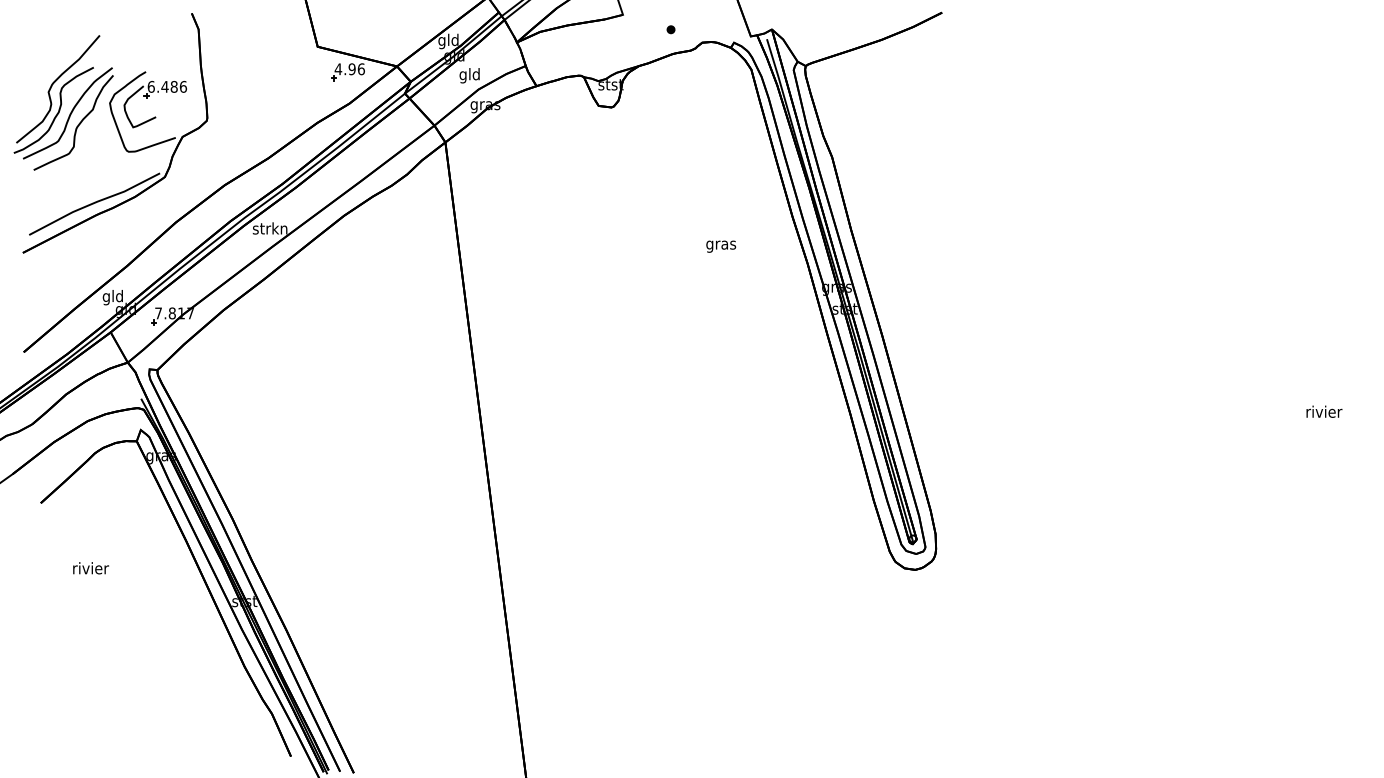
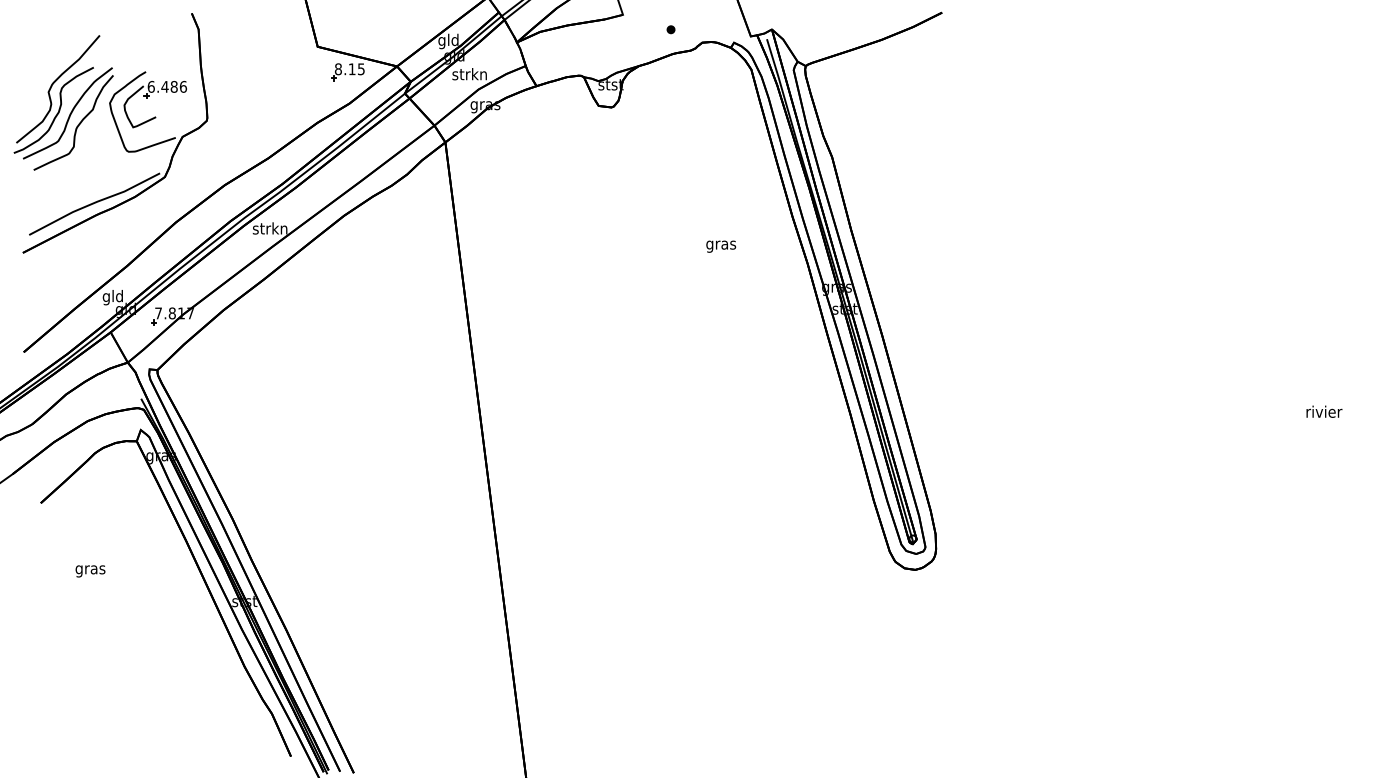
text: 4.96 -> 8.15 (349, 69)
text: gld -> strkn (469, 75)
text: rivier -> gras (91, 569)
